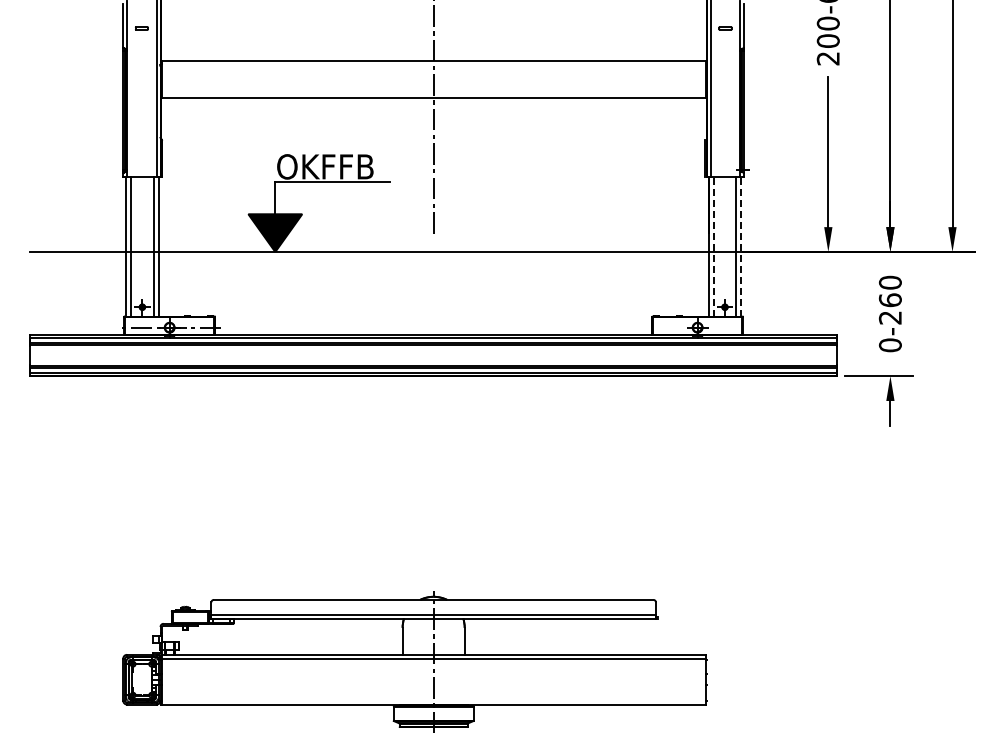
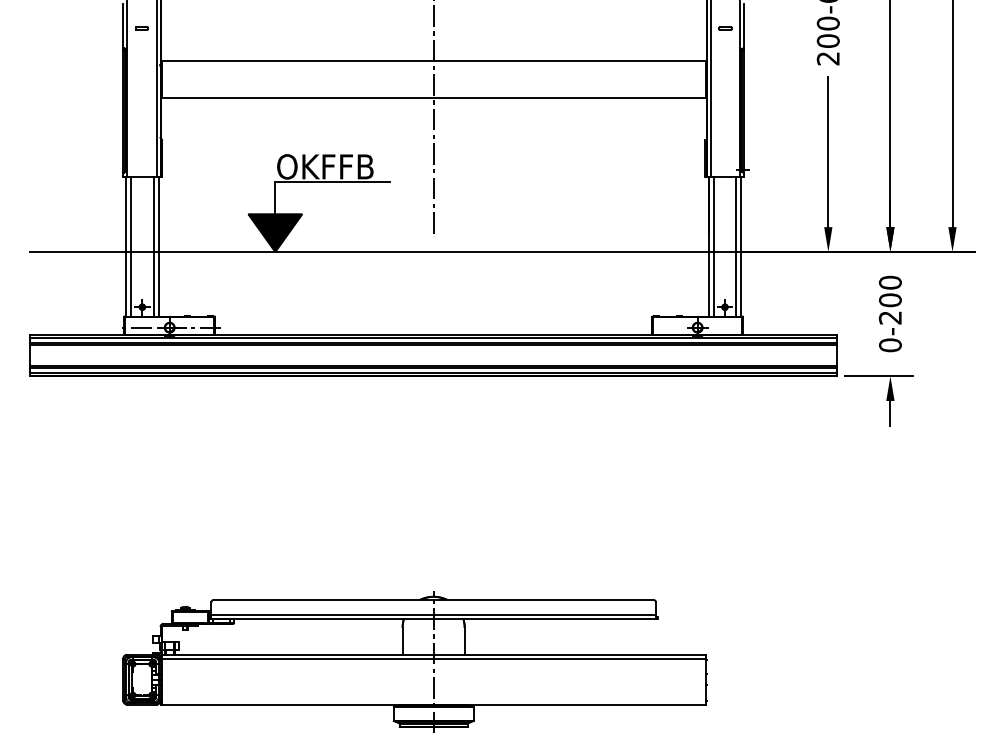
line: dashed -> solid (713, 247)
line: dashed -> solid (741, 247)
text: 0-260 -> 0-200 (889, 300)
